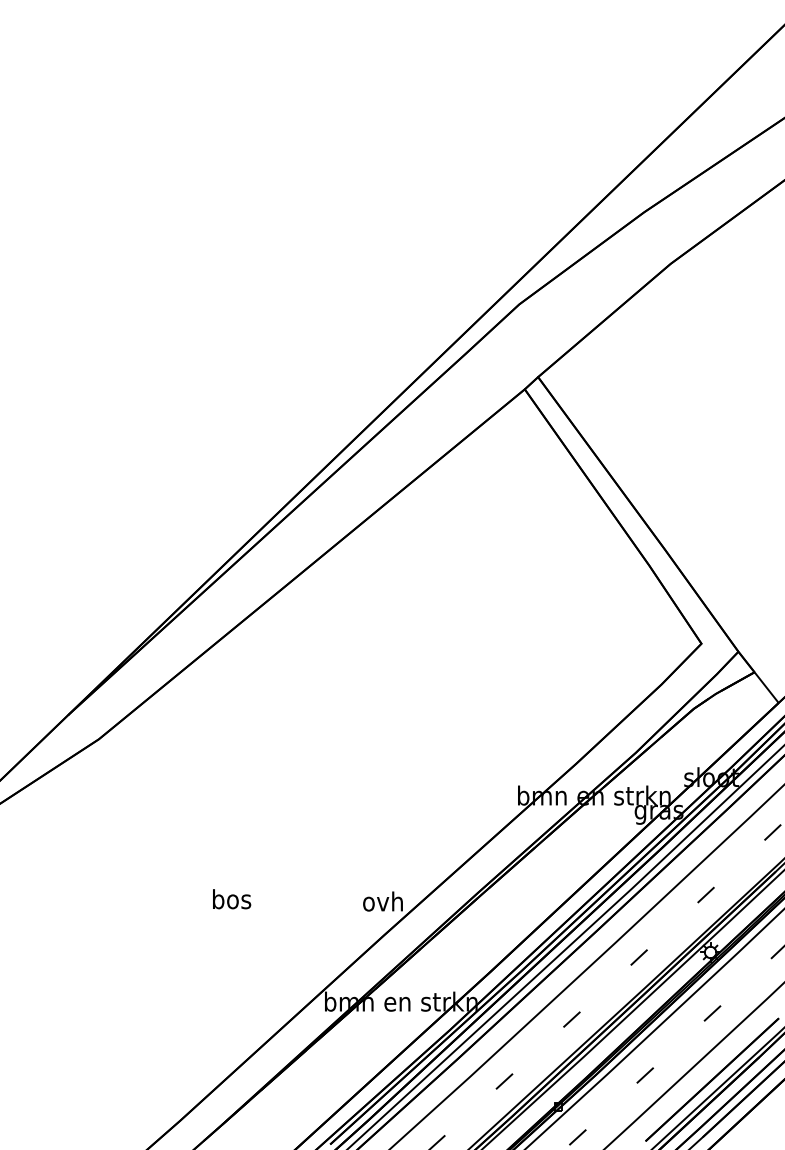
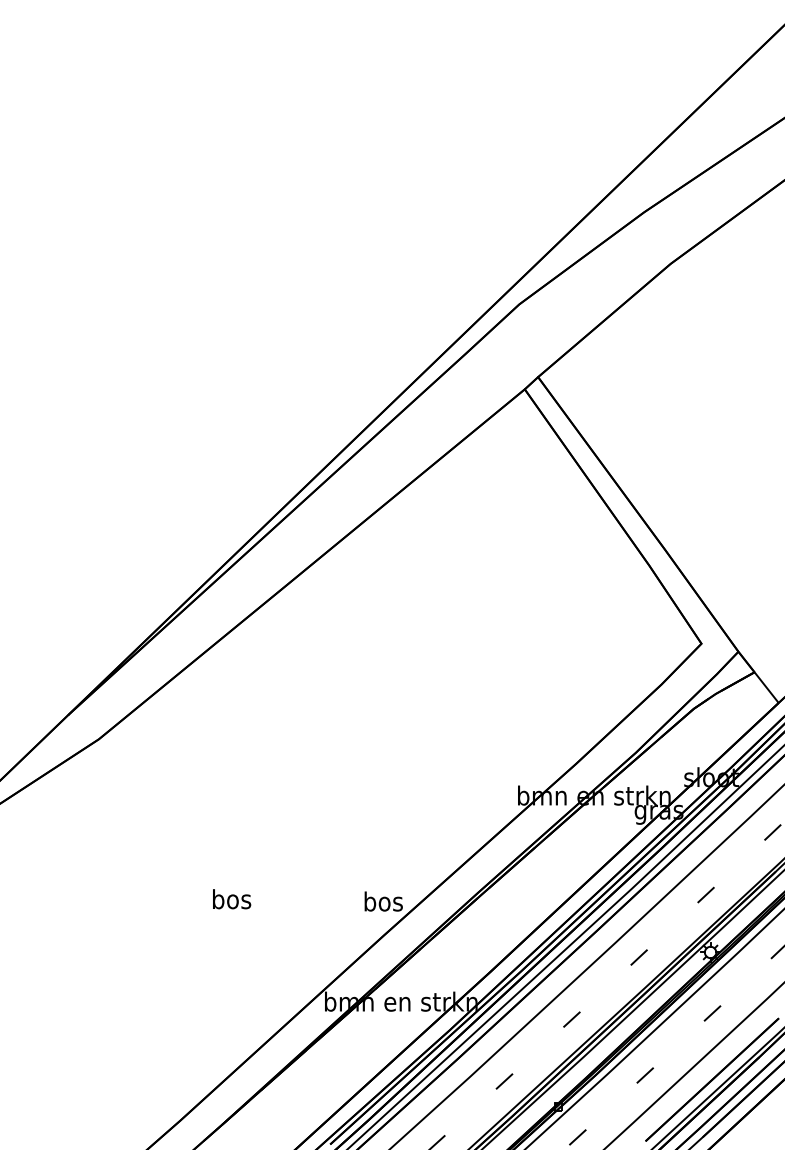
text: ovh -> bos (382, 901)
